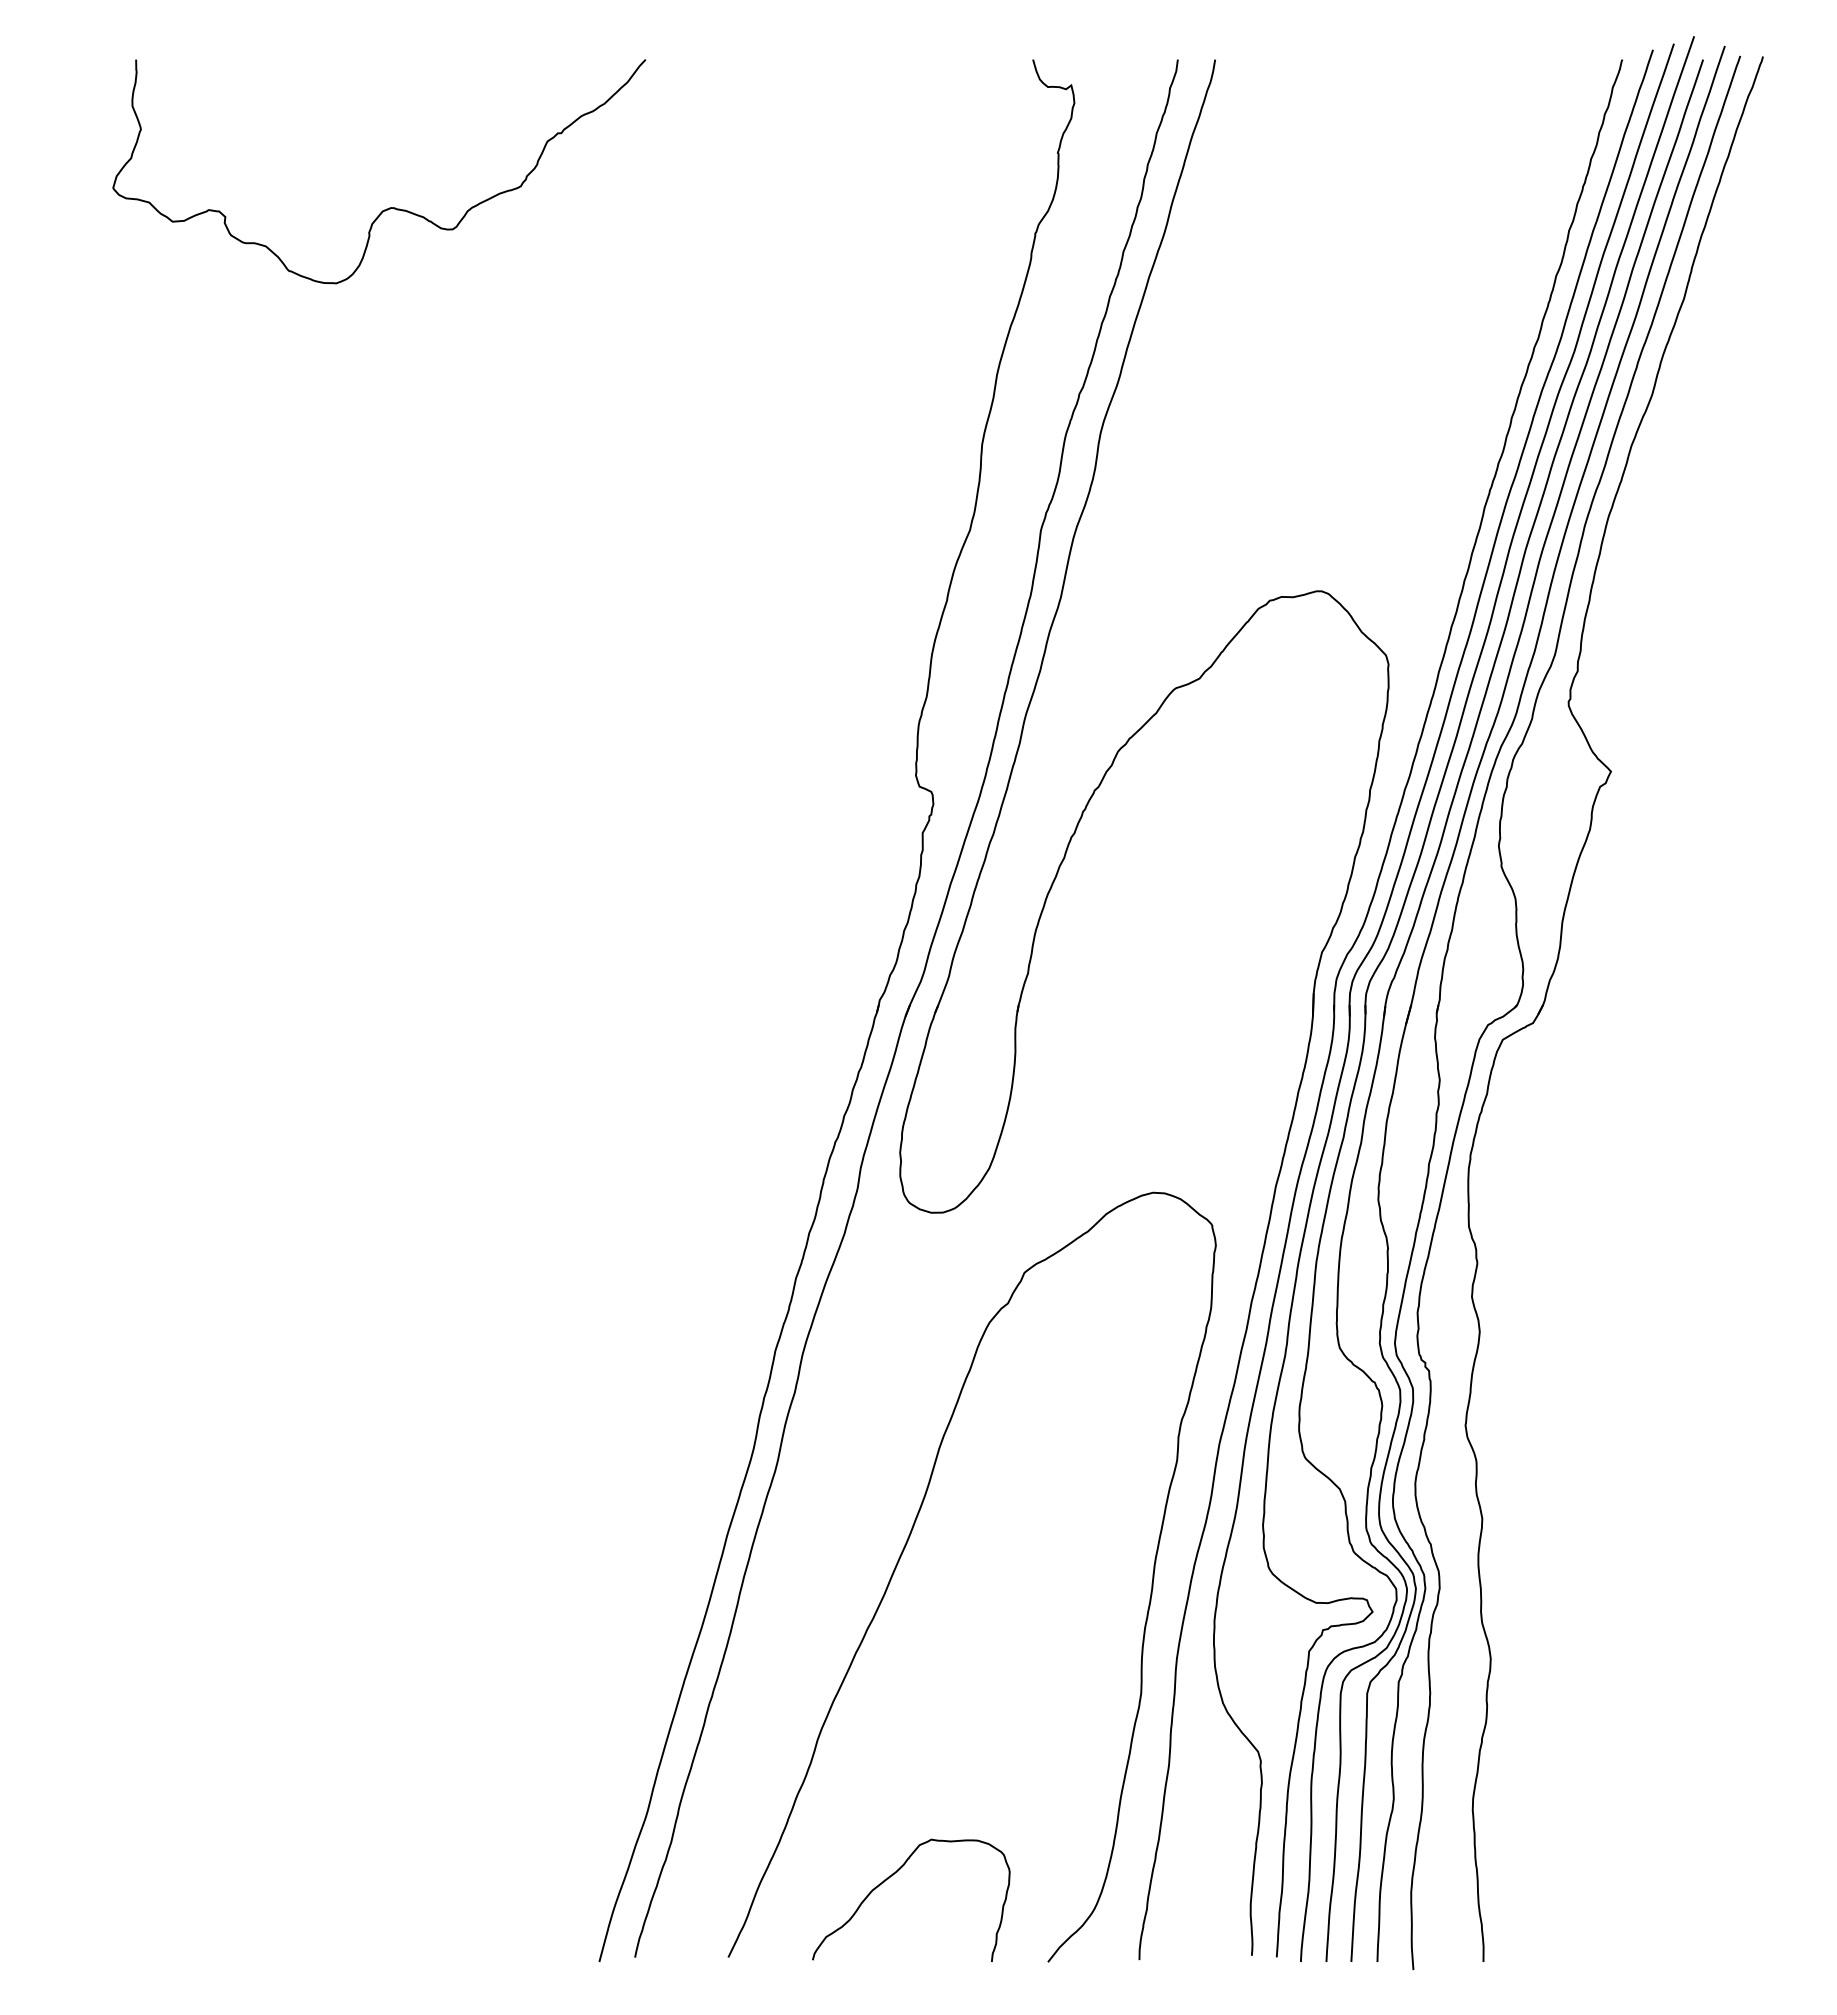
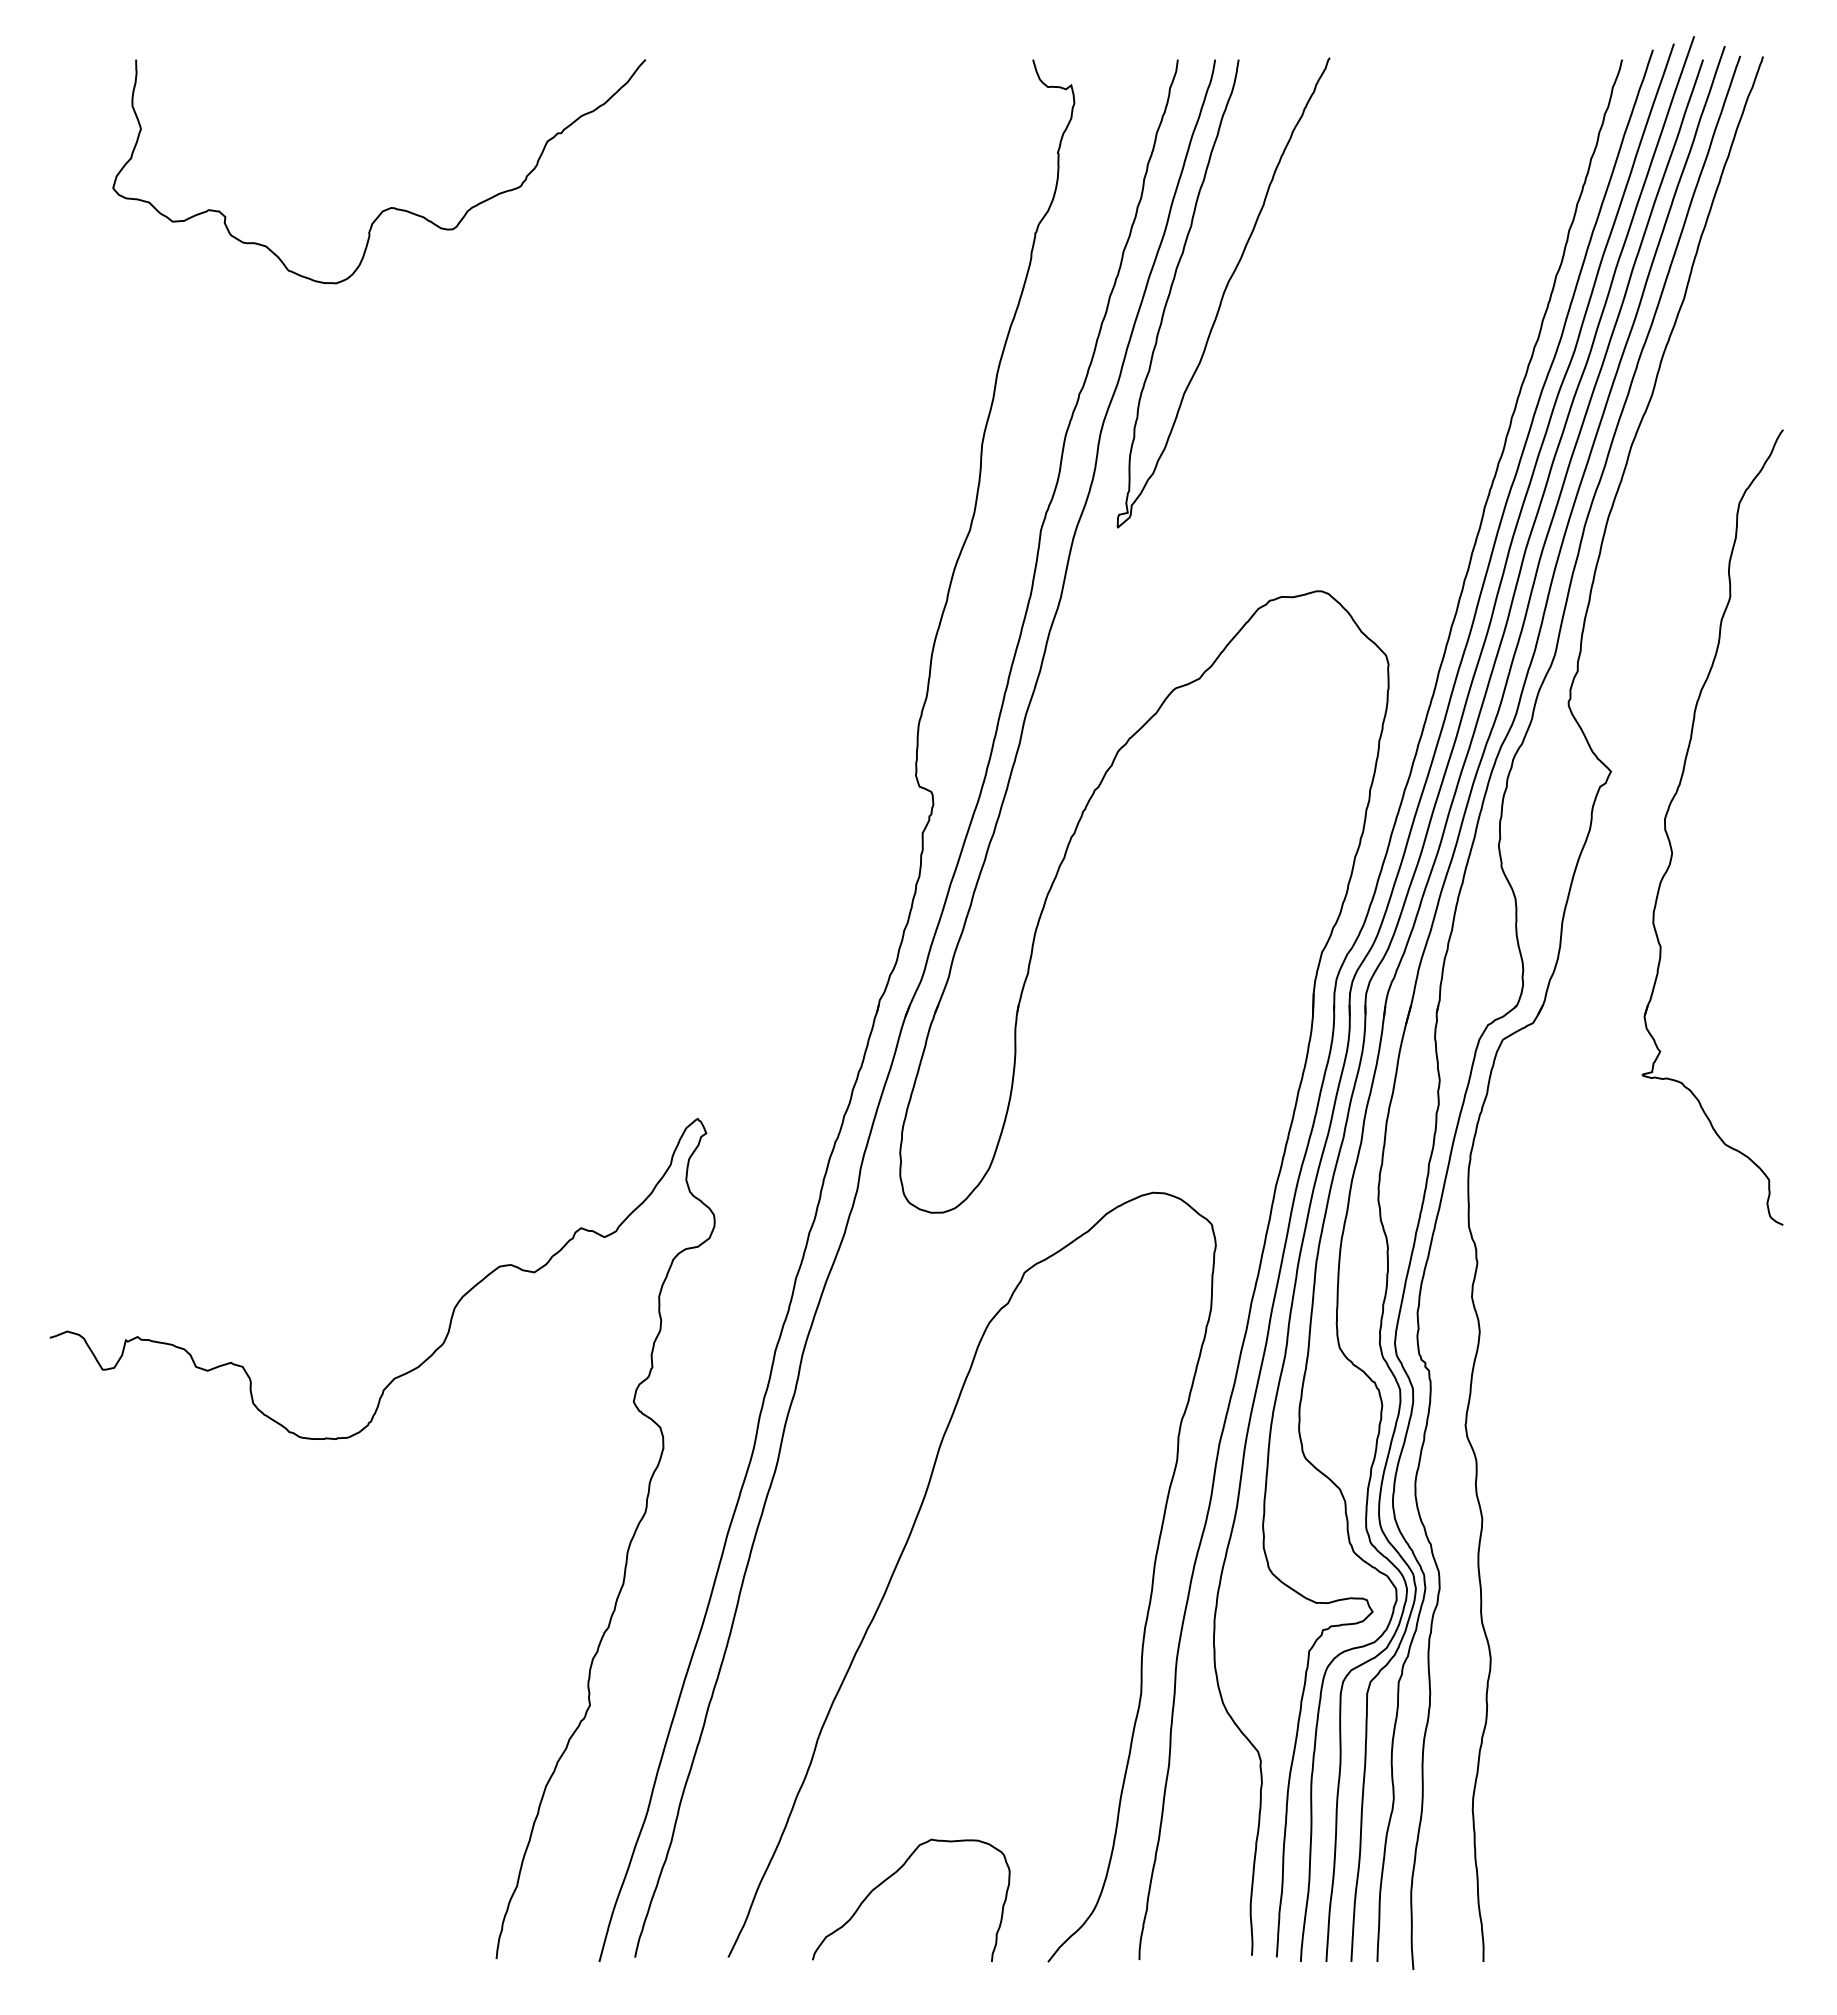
curve: none -> present (1223, 292)
part: none -> present (1670, 840)
curve: none -> present (348, 1438)
